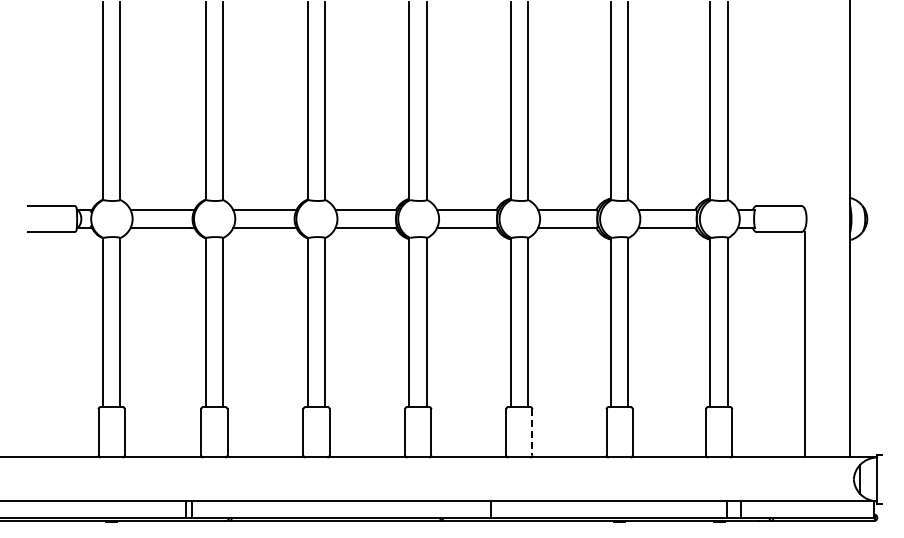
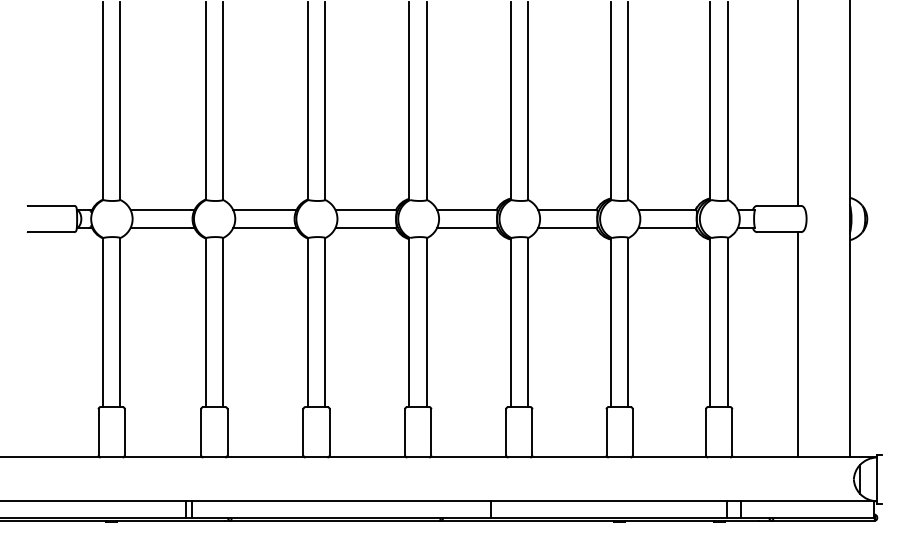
line: none -> present (797, 103)
line position: (804, 344) -> (797, 344) (797, 344)
line: dashed -> solid (532, 432)
